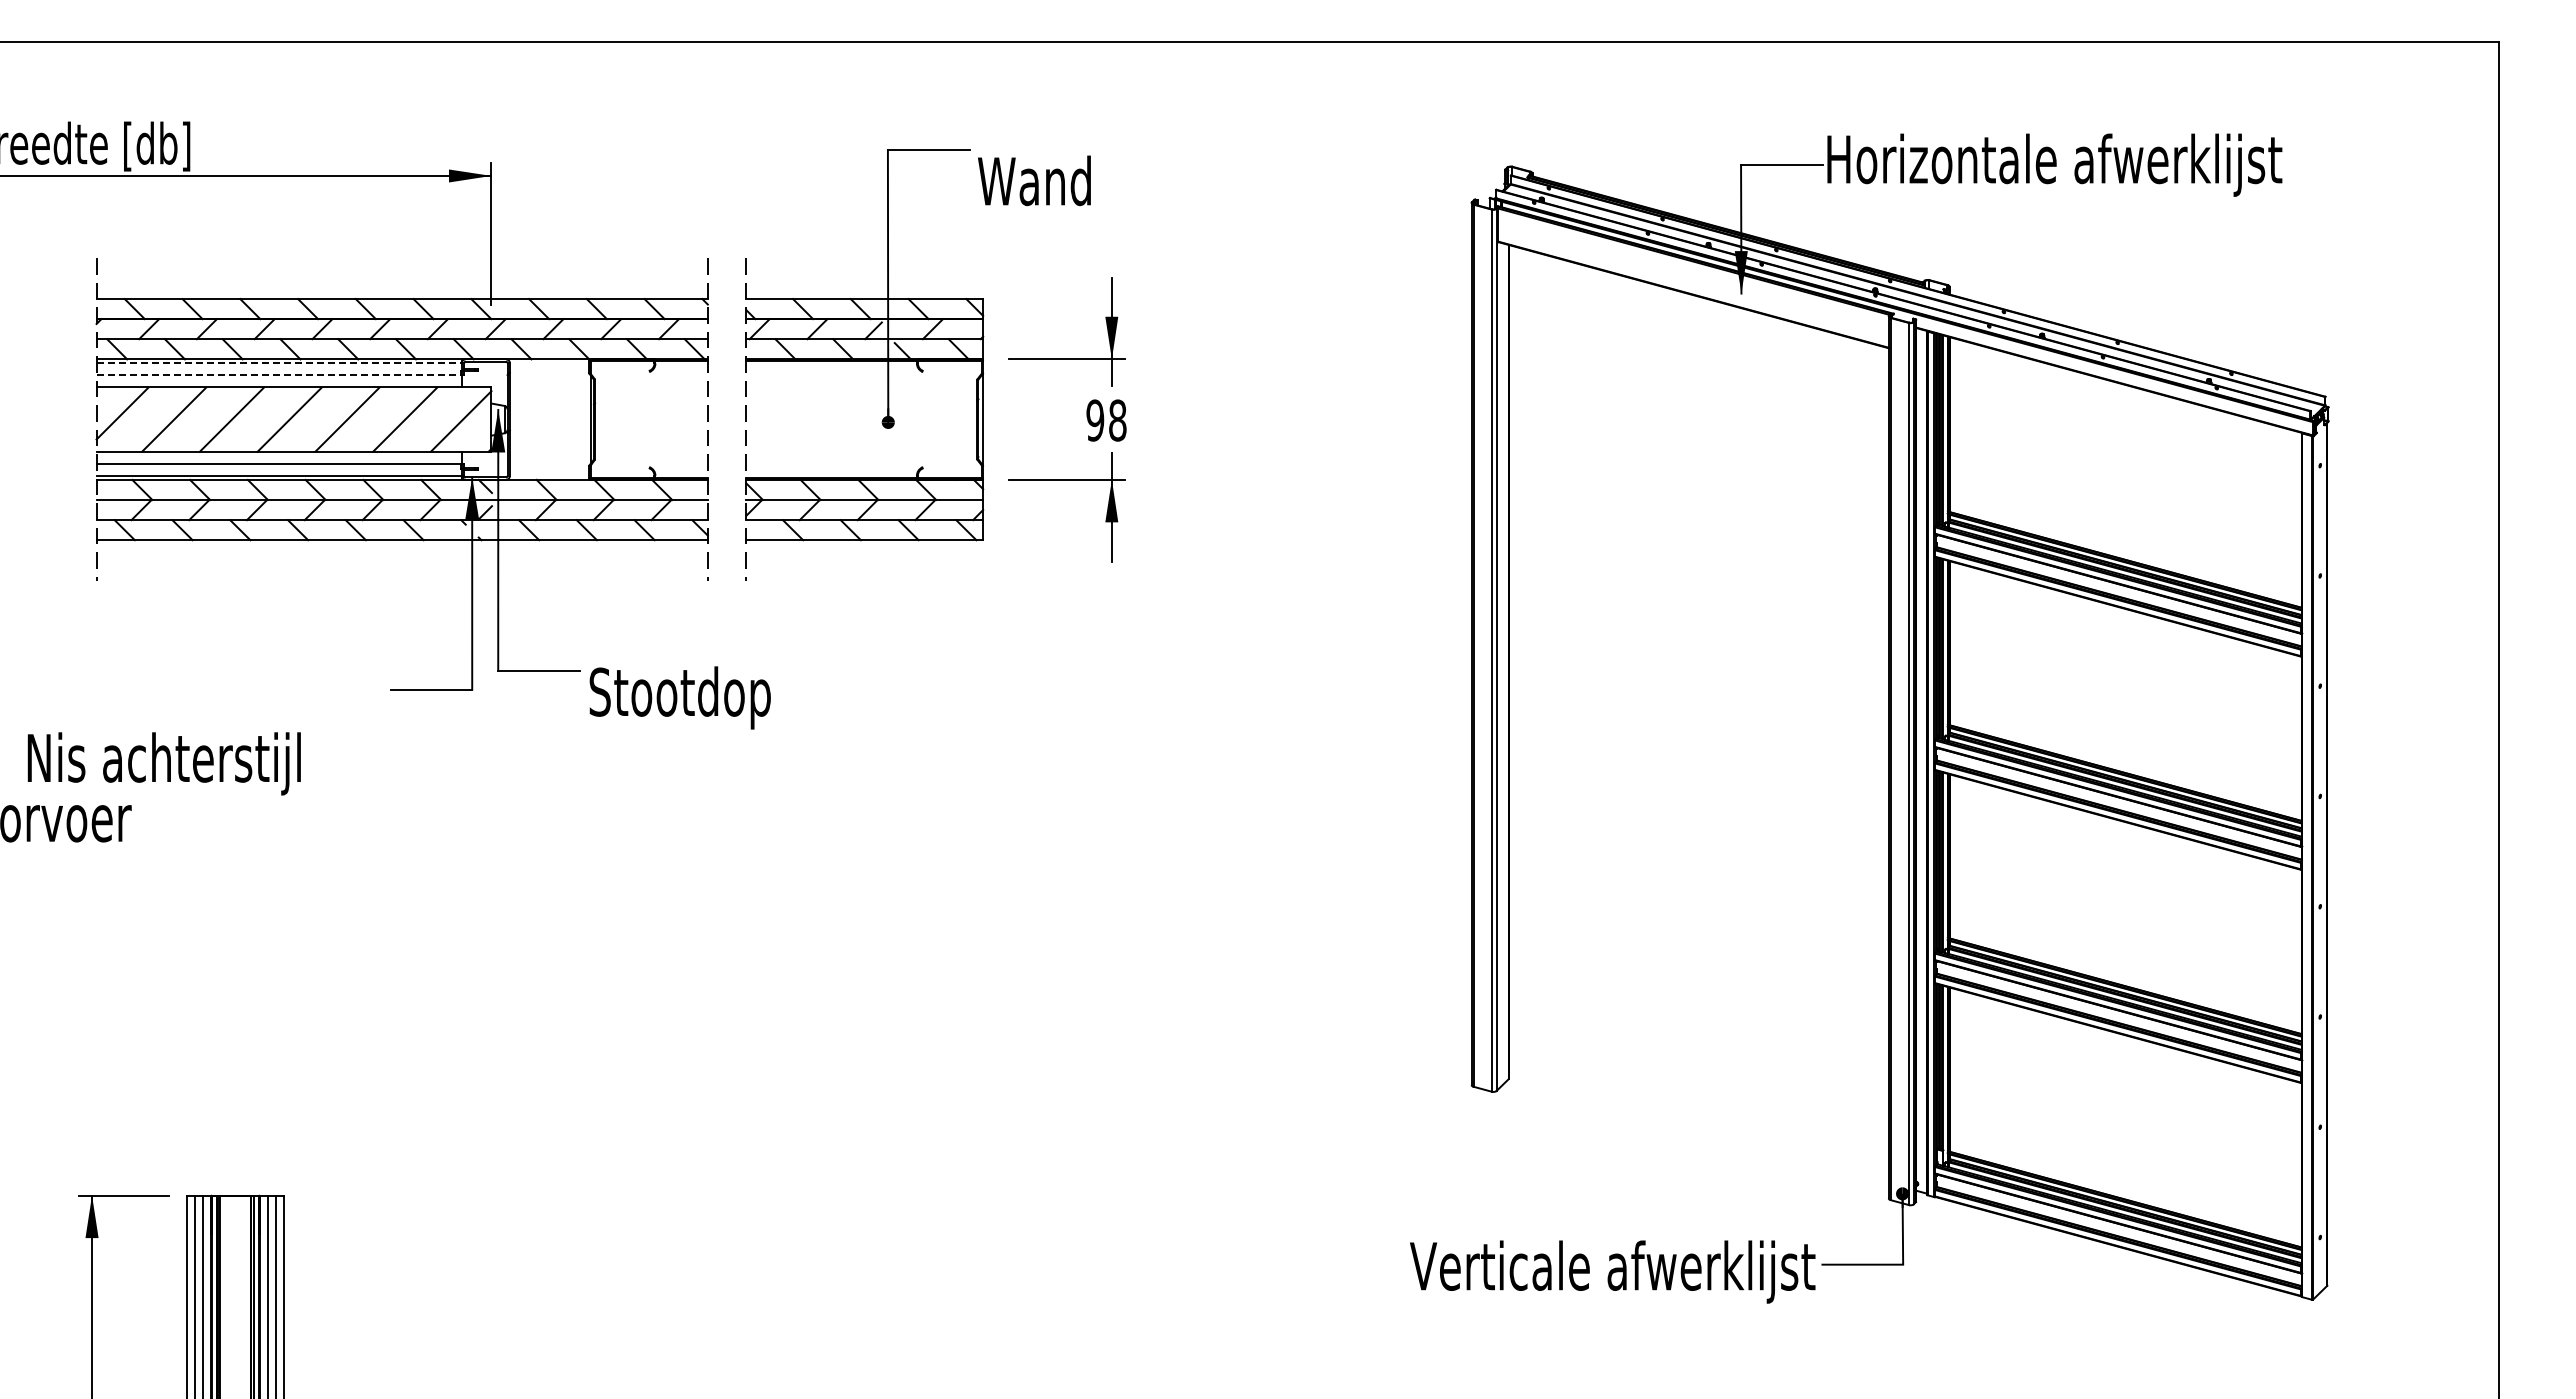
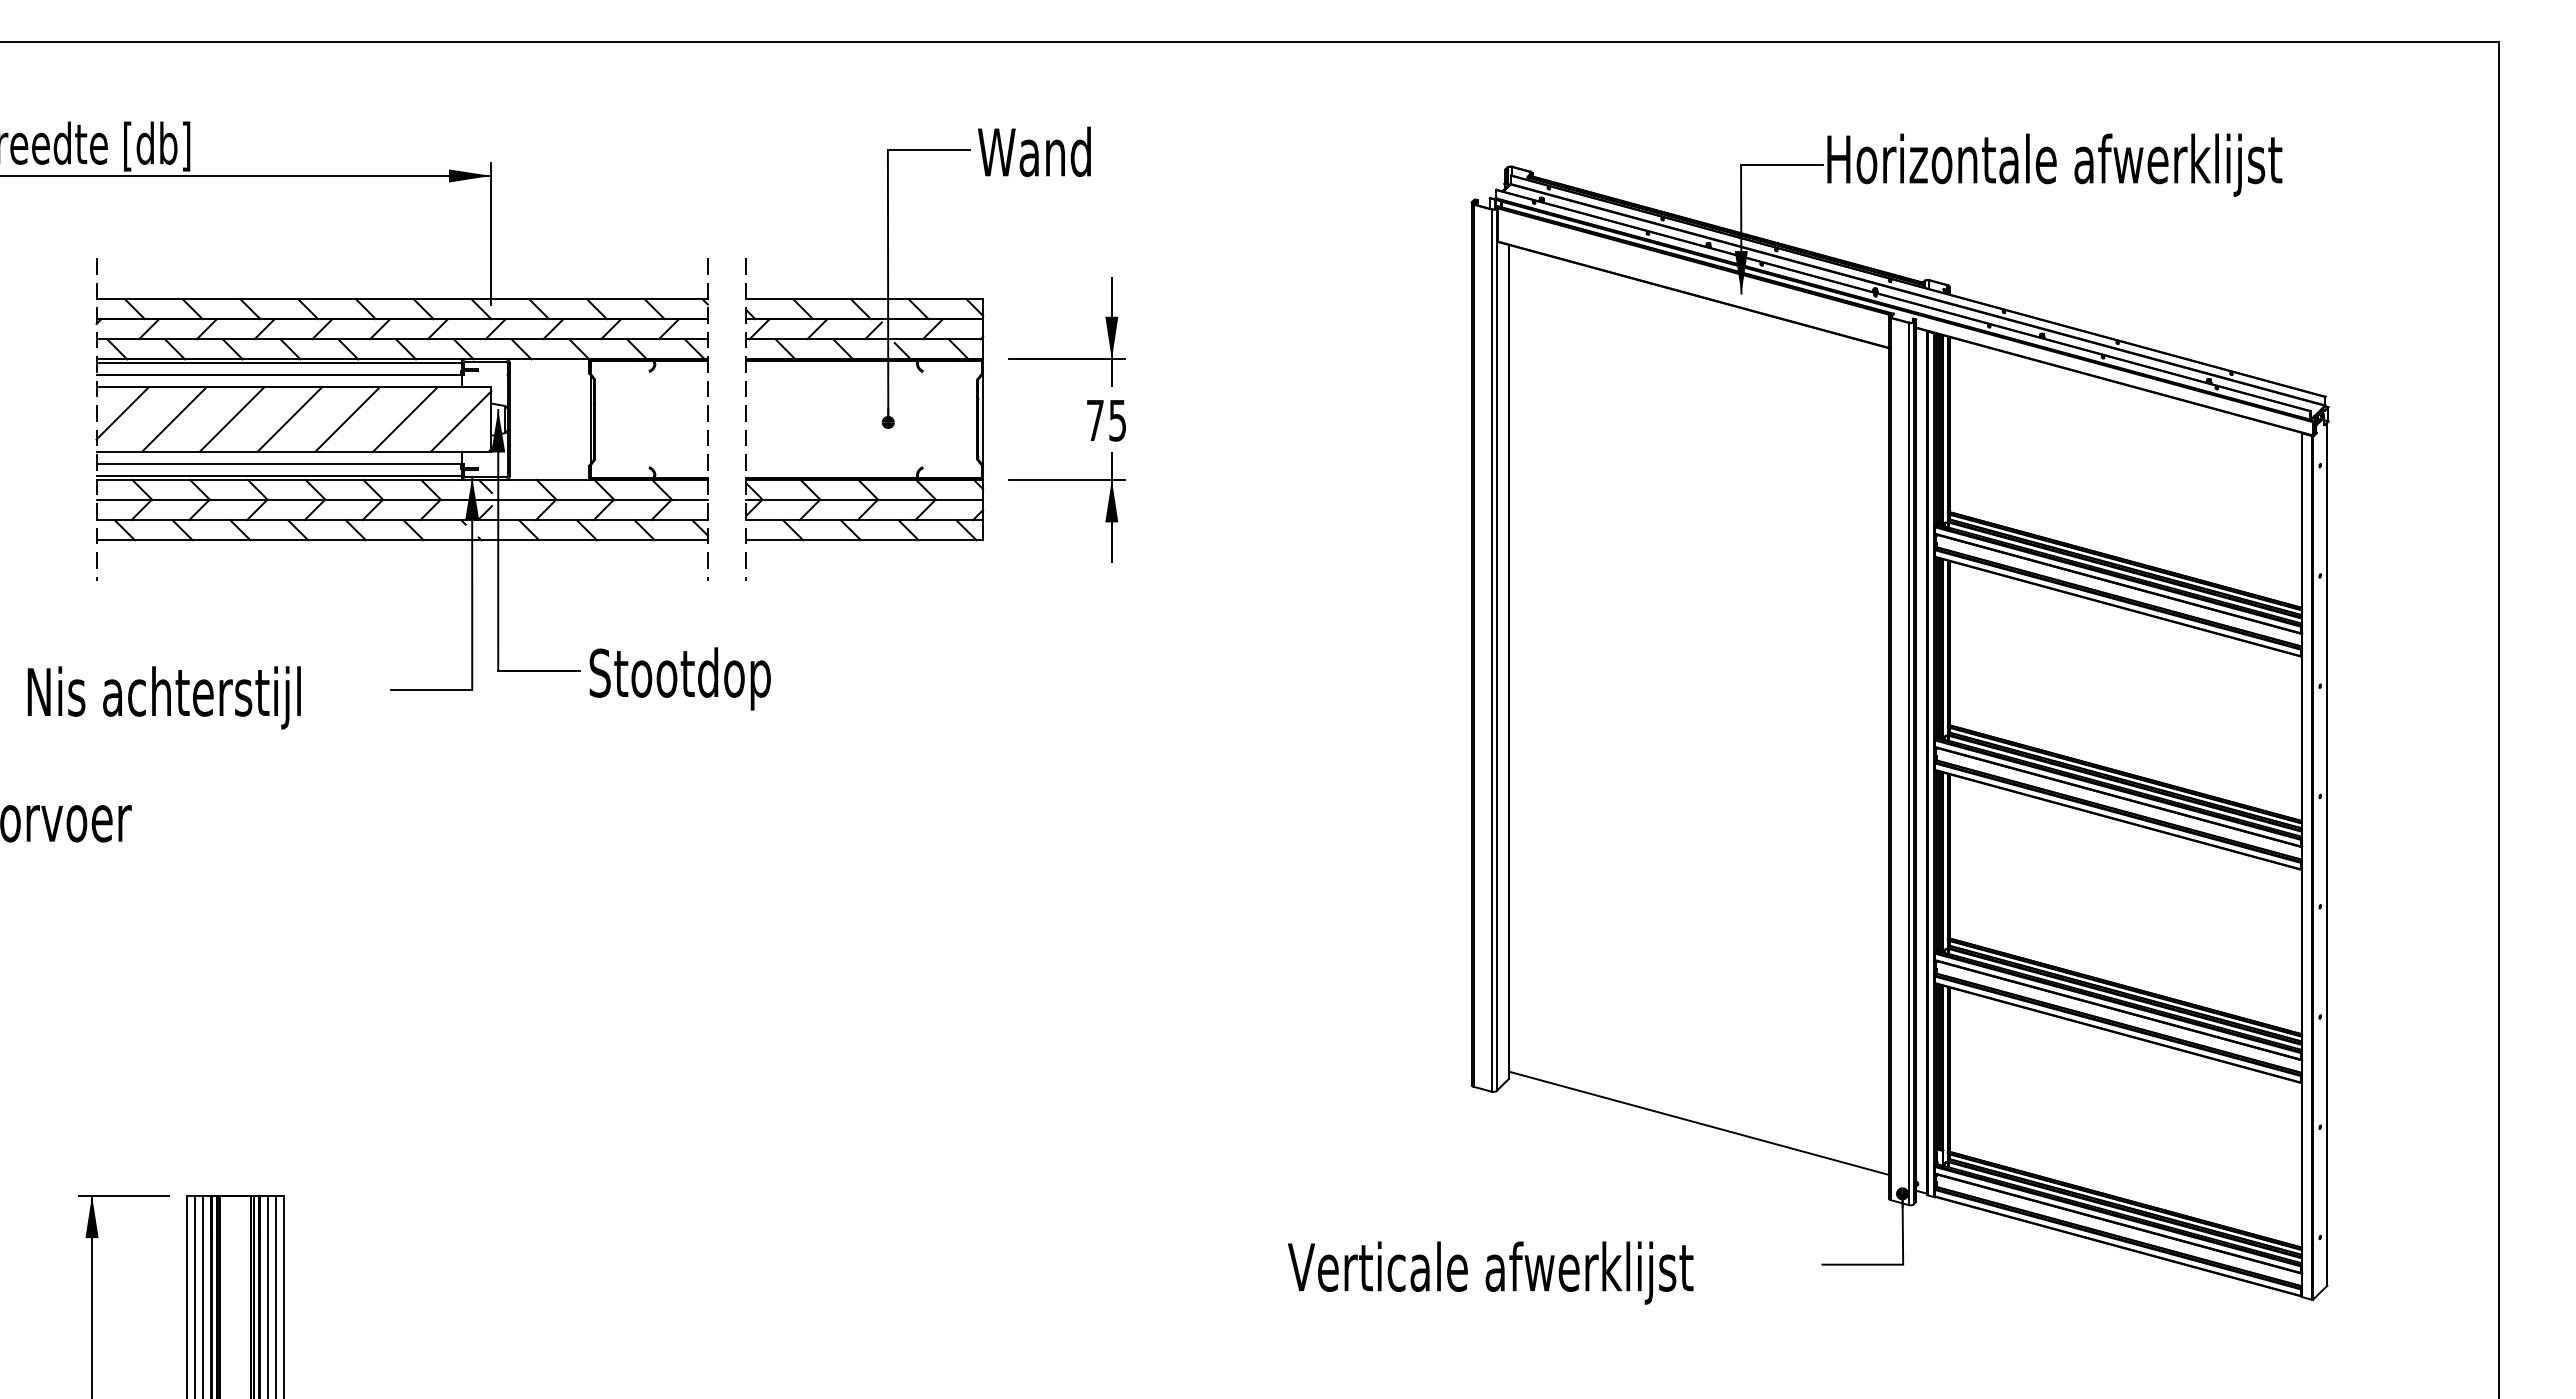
text position: (1034, 180) -> (1034, 151) (1034, 151)
line: dashed -> solid (279, 363)
line: dashed -> solid (279, 375)
text: 98 -> 75 (1106, 420)
text position: (679, 697) -> (679, 678) (679, 678)
text position: (163, 763) -> (163, 697) (163, 697)
line: none -> present (1698, 1122)
text position: (1612, 1271) -> (1490, 1272) (1490, 1272)
